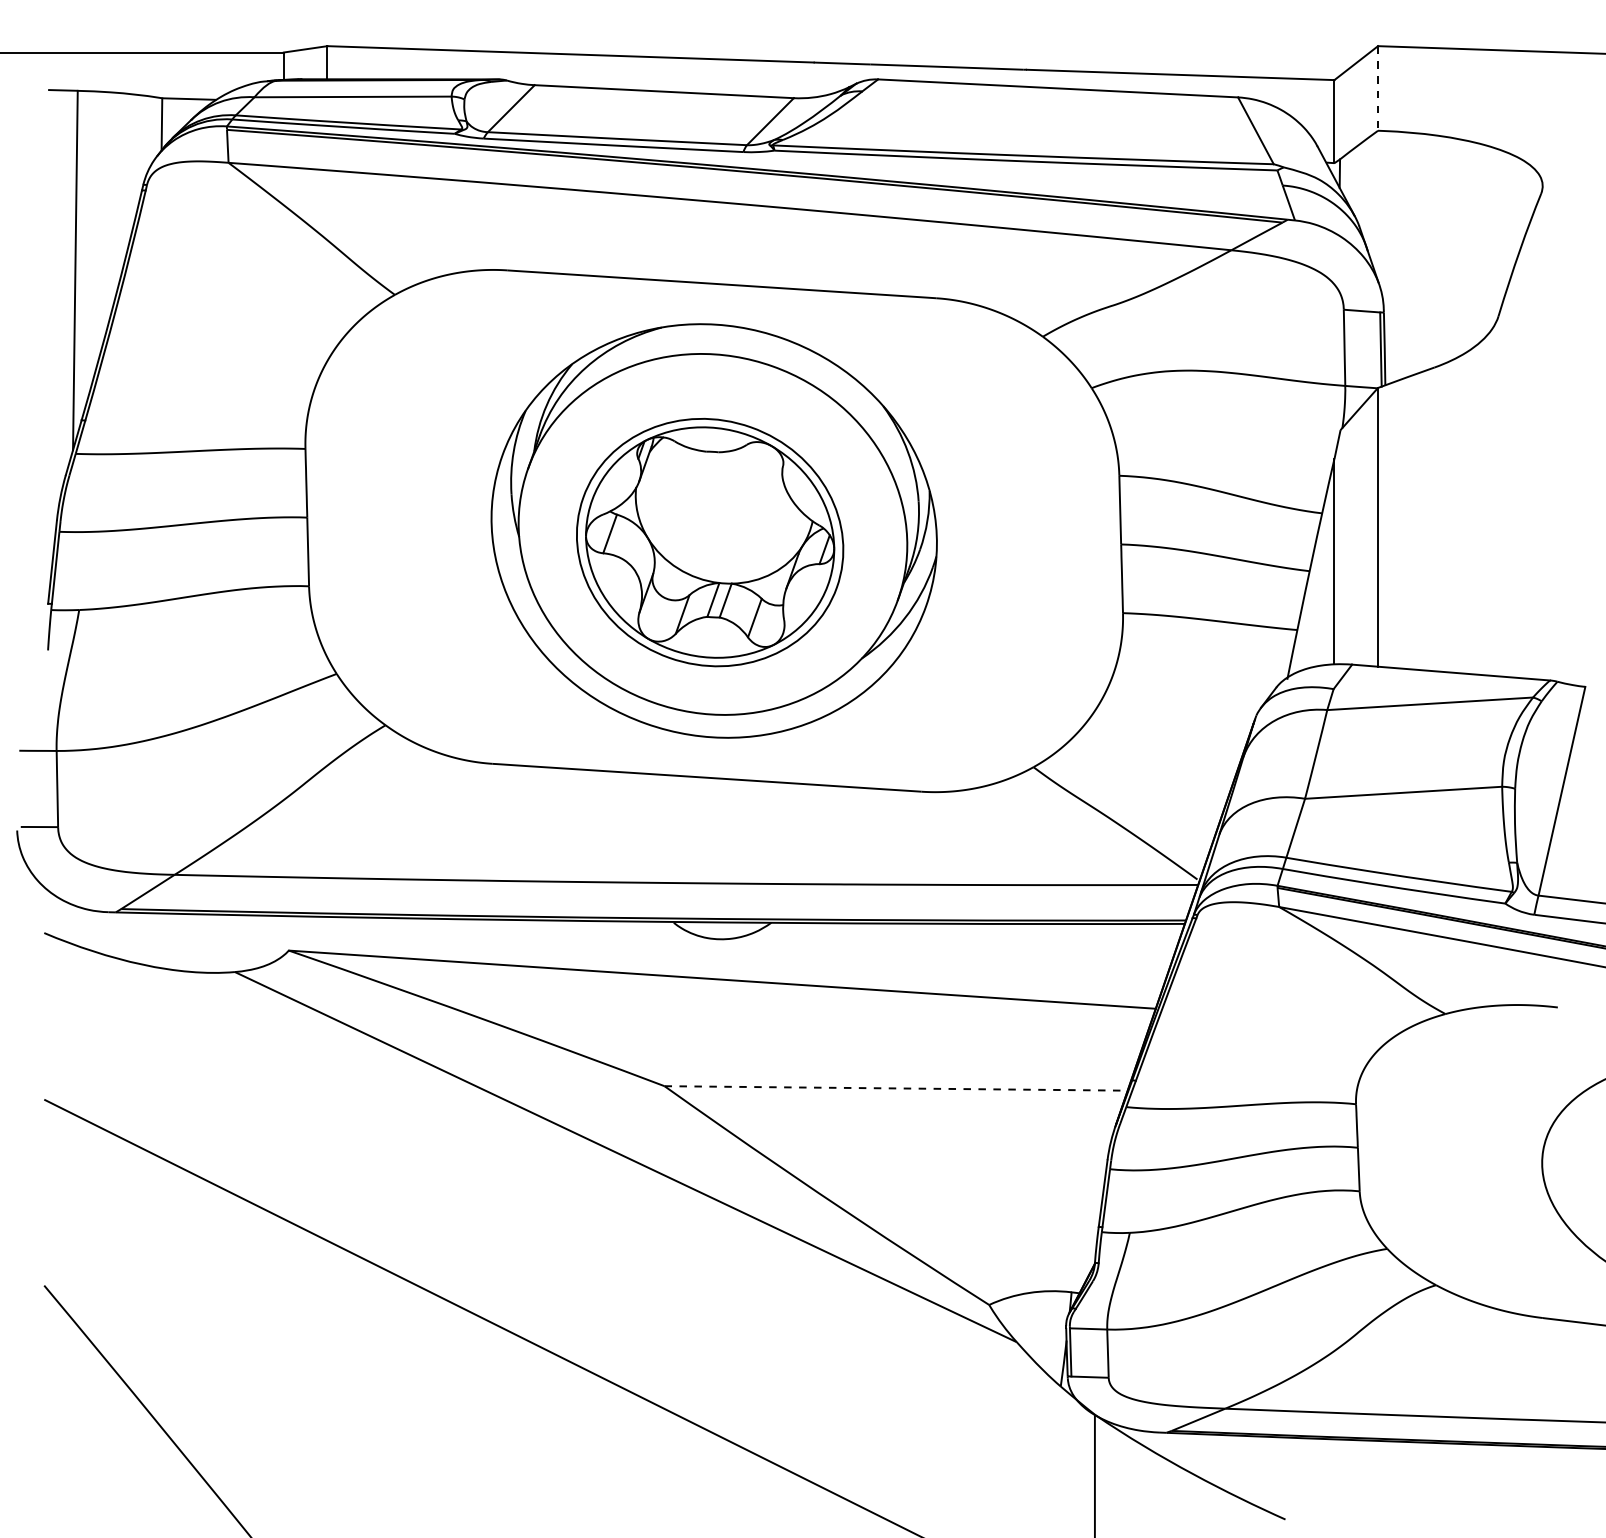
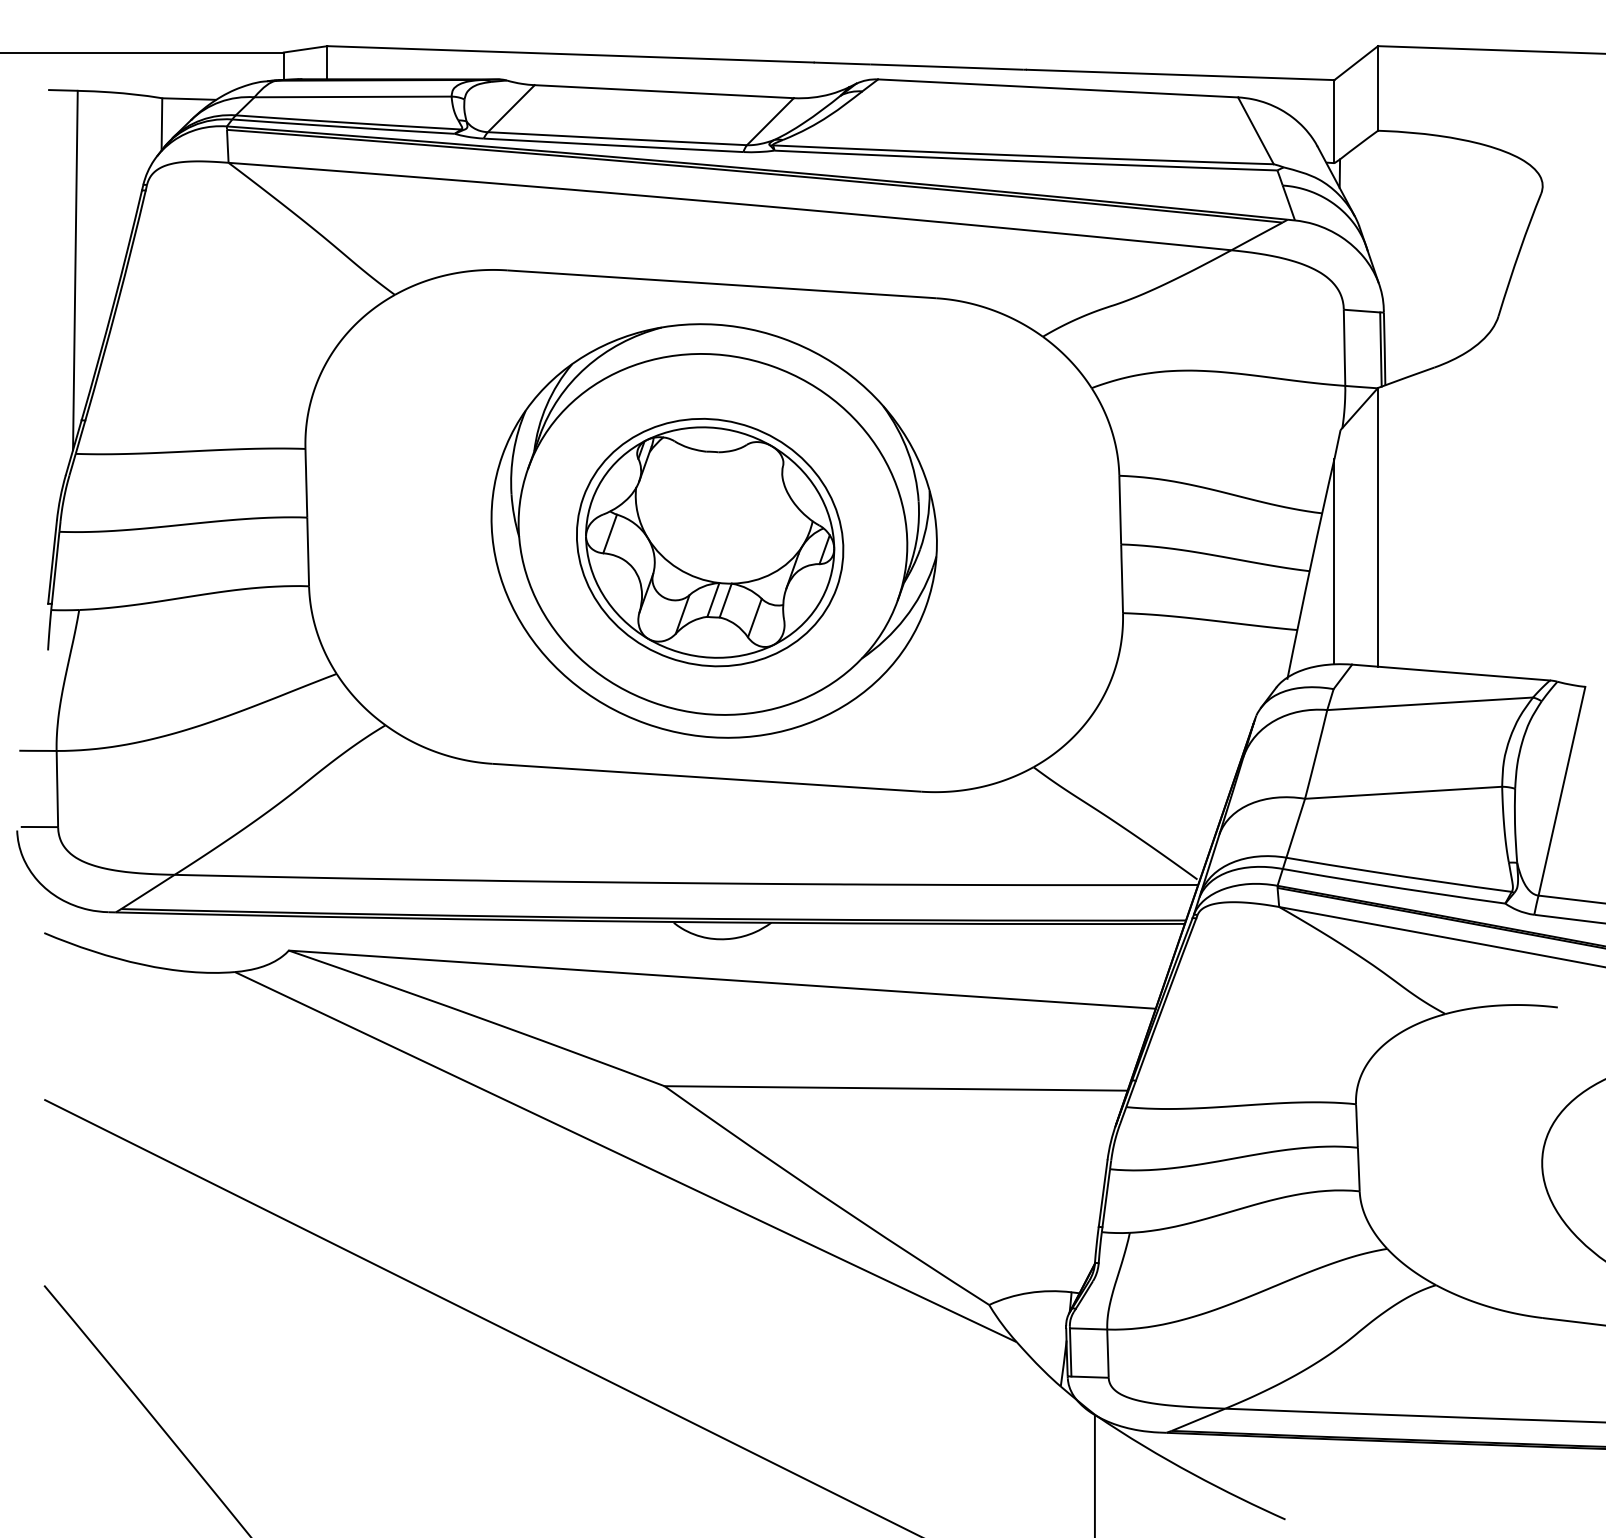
line: dashed -> solid (1378, 88)
line: dashed -> solid (896, 1088)
